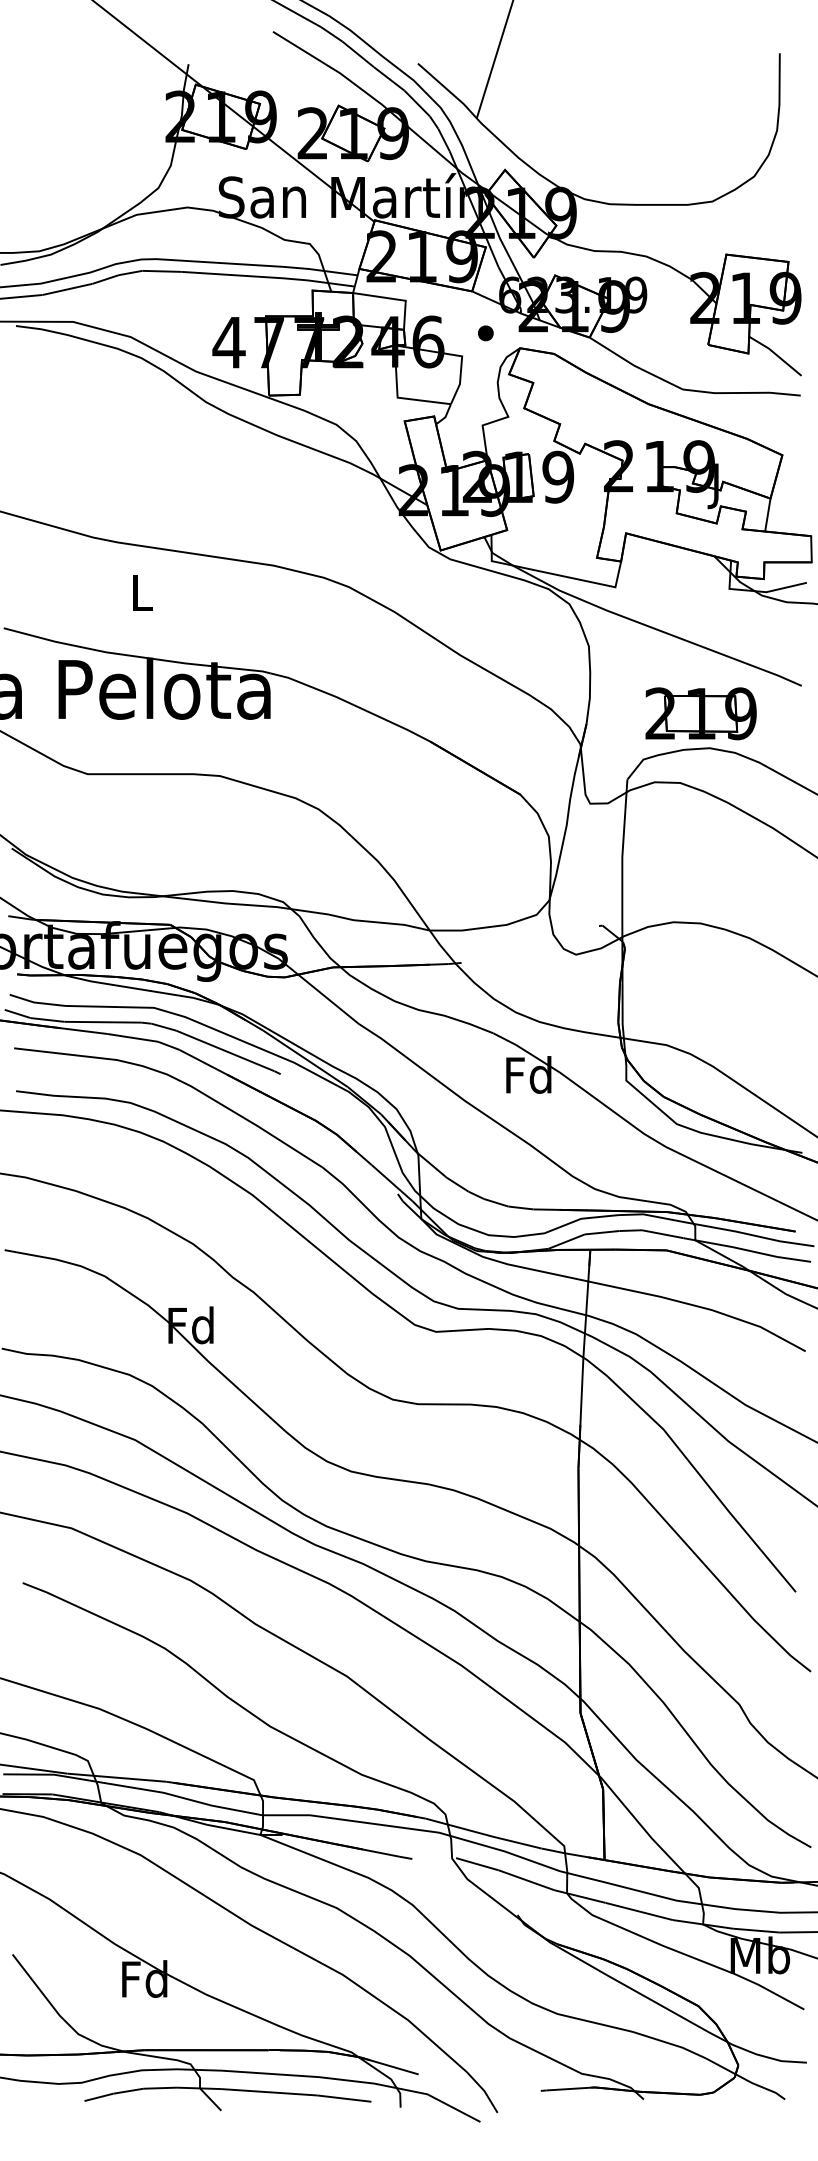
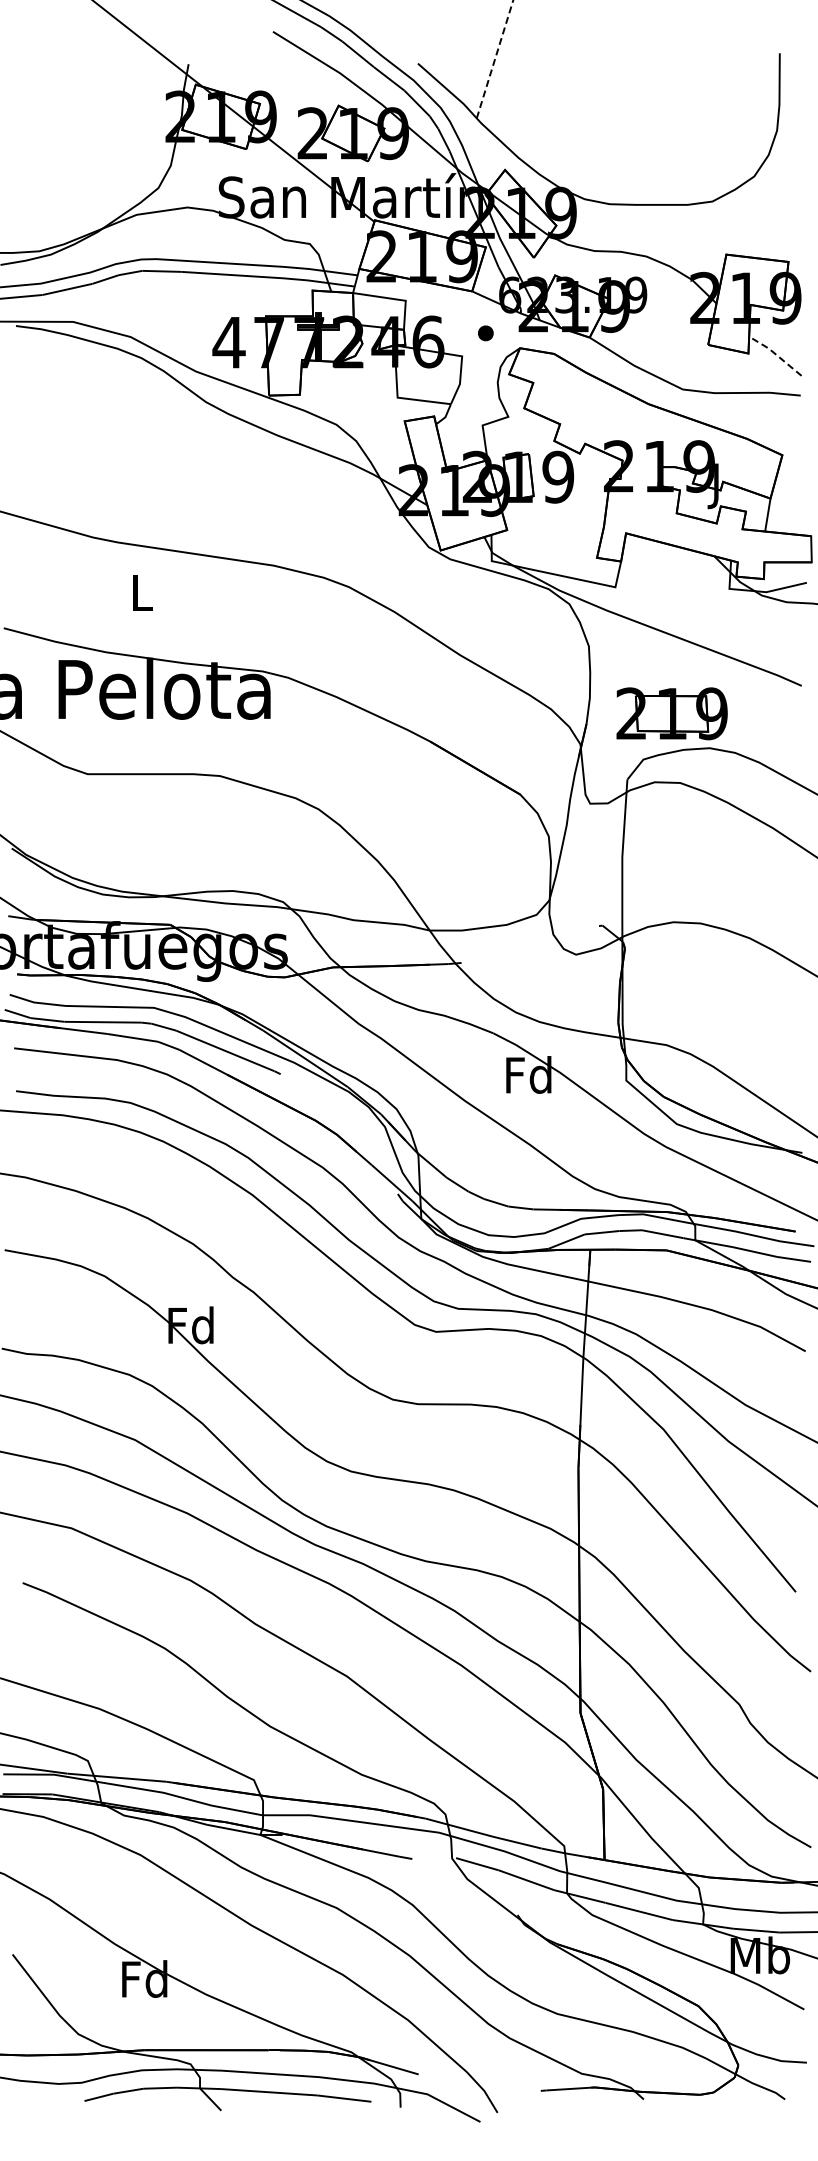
line: solid -> dashed (495, 59)
line: solid -> dashed (775, 354)
part position: (700, 713) -> (671, 713) (671, 713)
